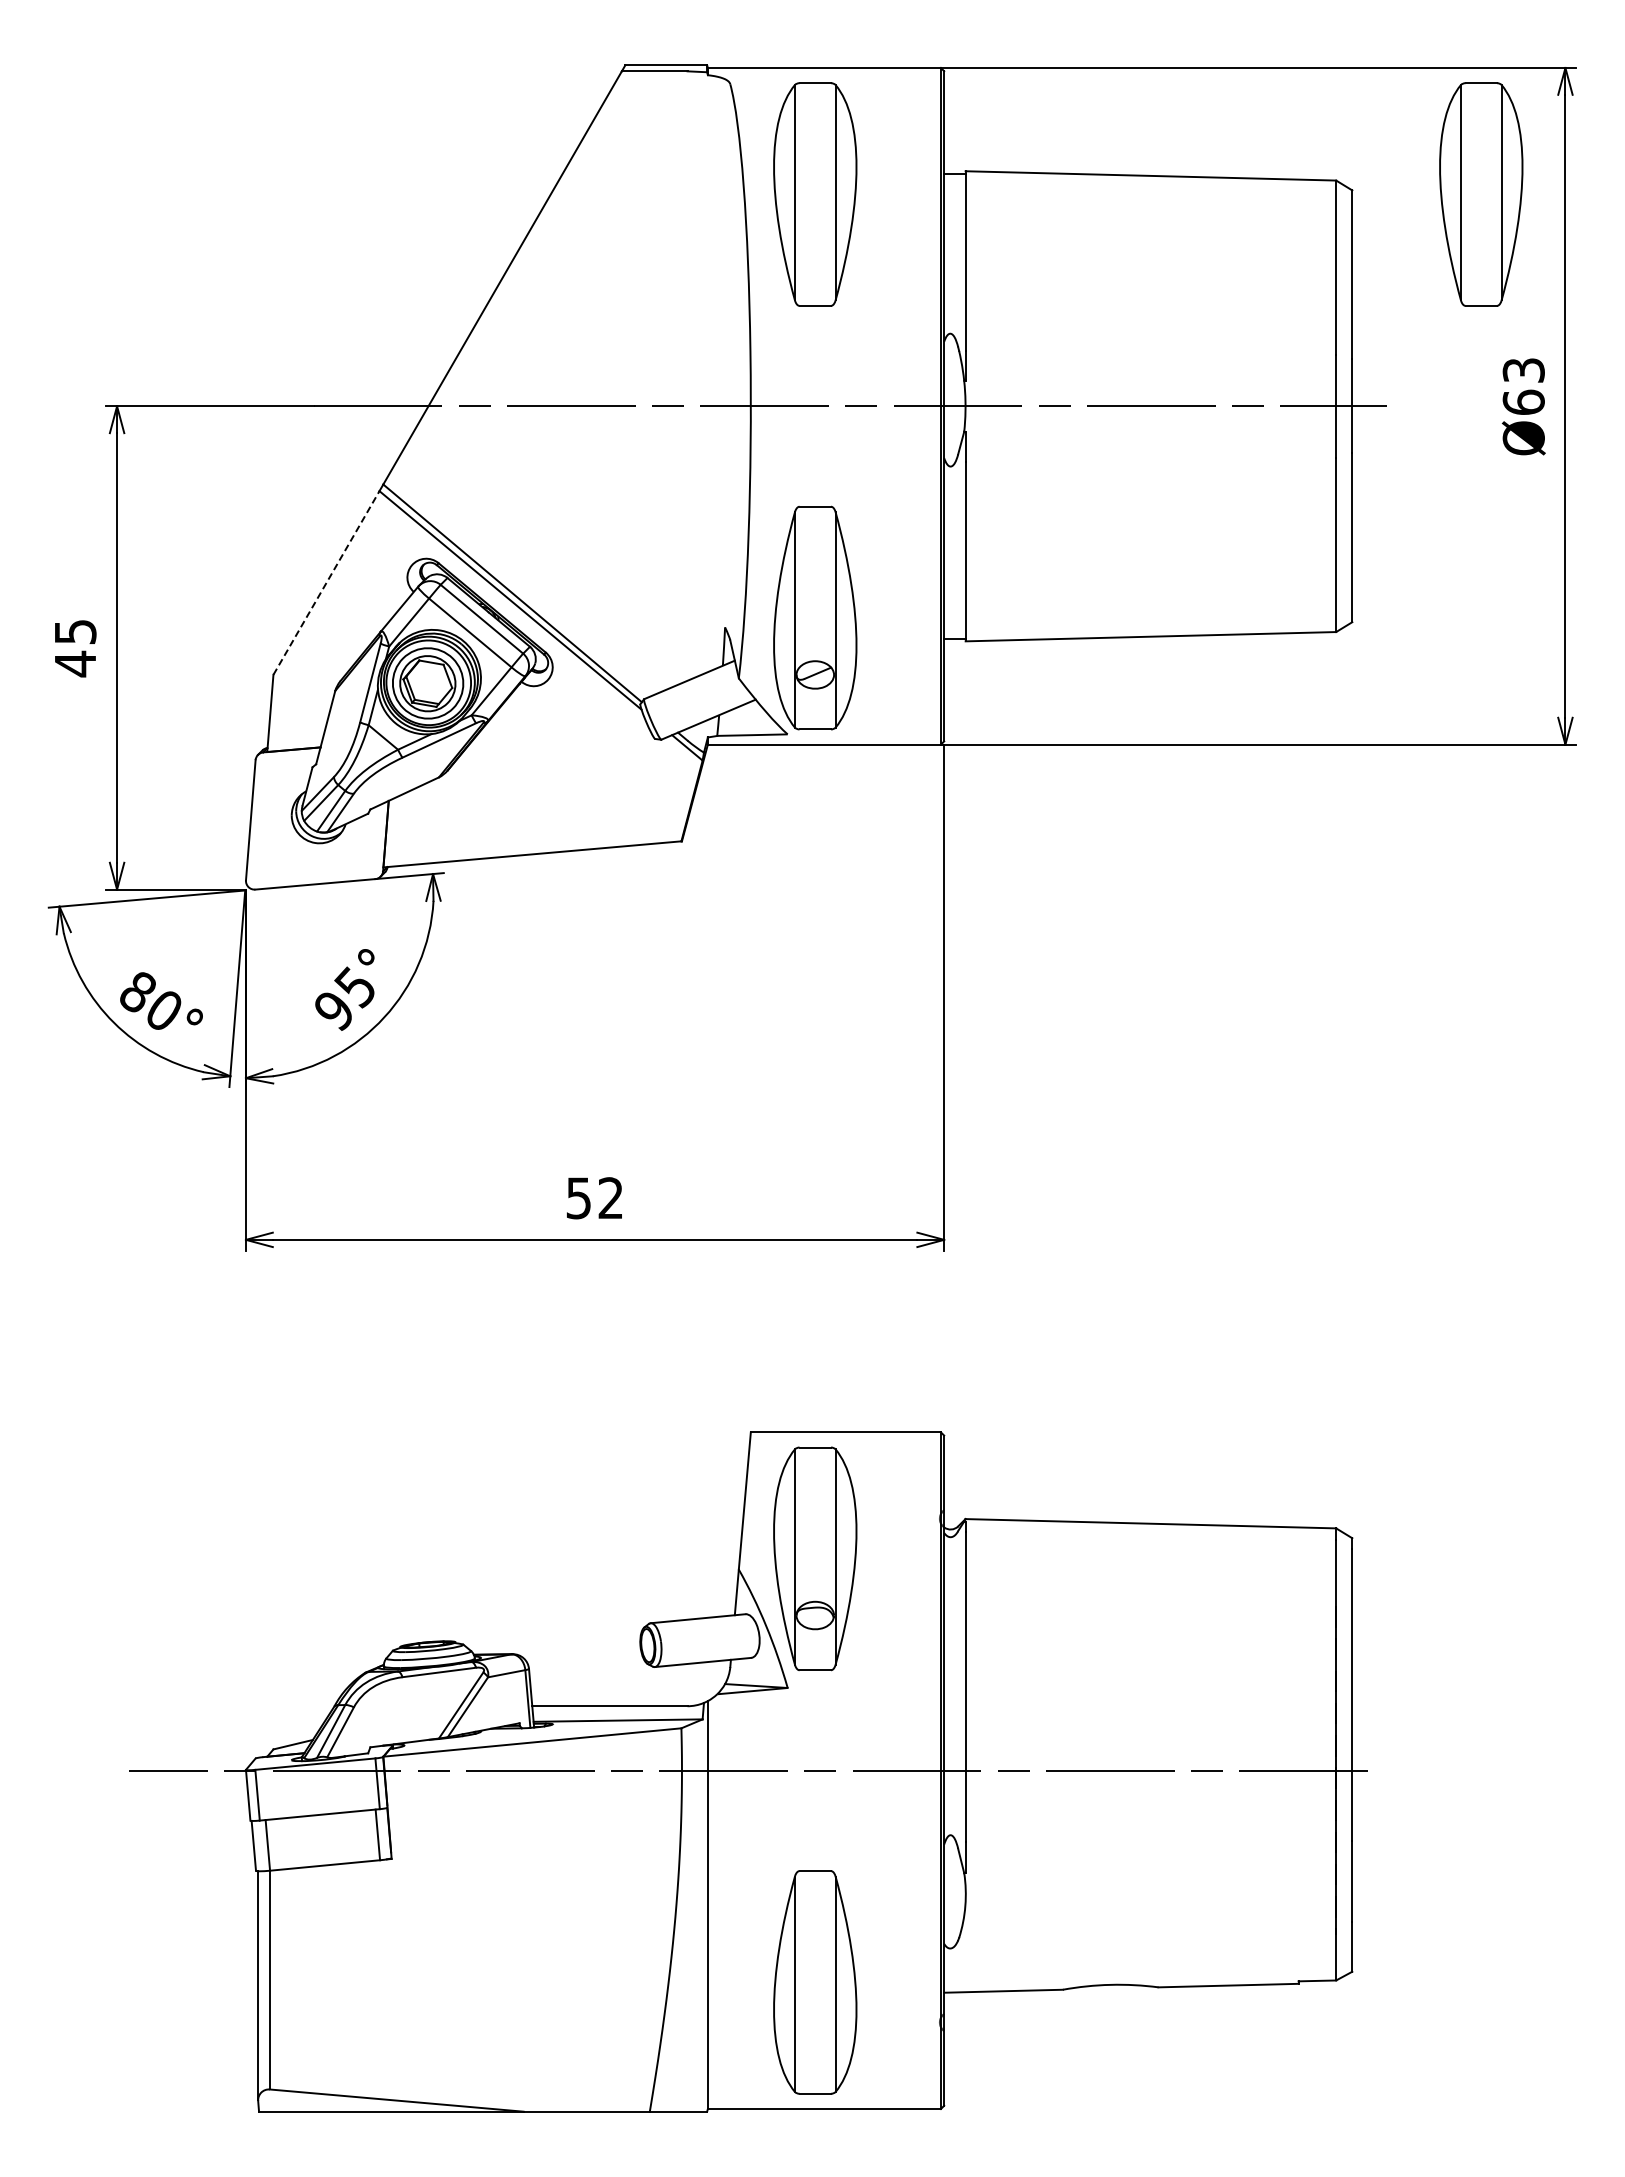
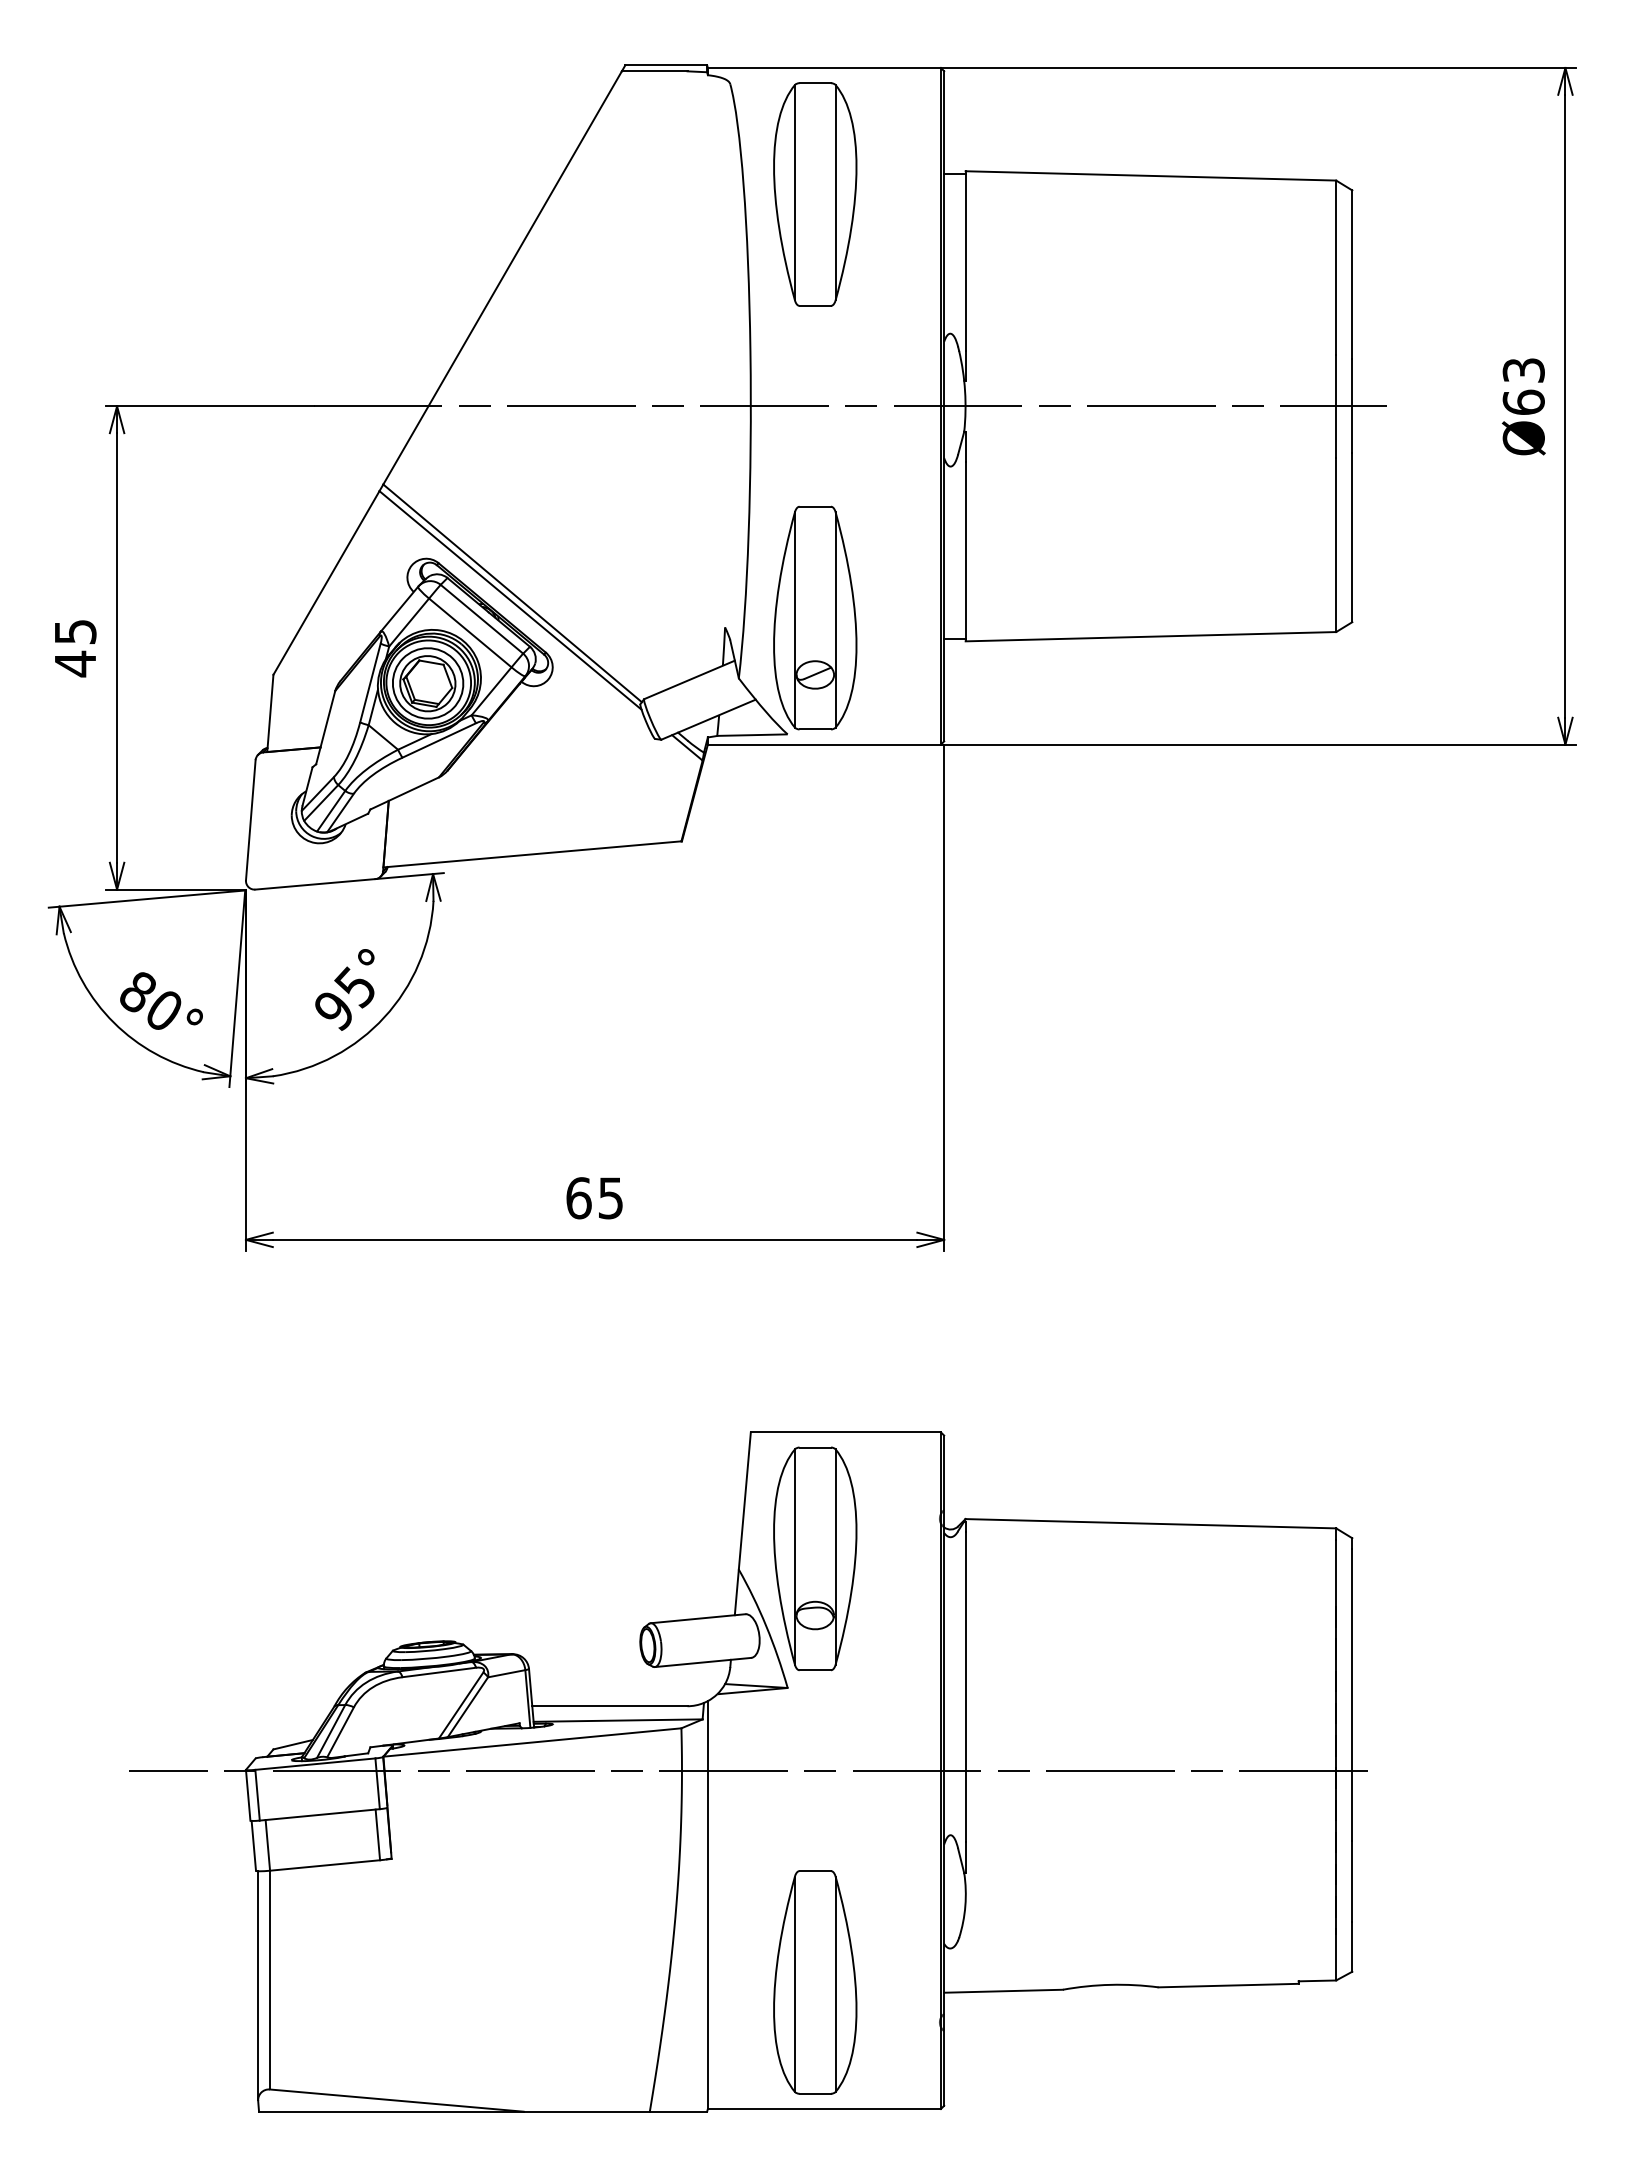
part: present -> none (1481, 194)
line: dashed -> solid (326, 582)
text: 52 -> 65 (594, 1198)
